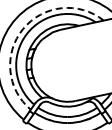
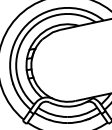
arc: dashed -> solid (23, 29)
